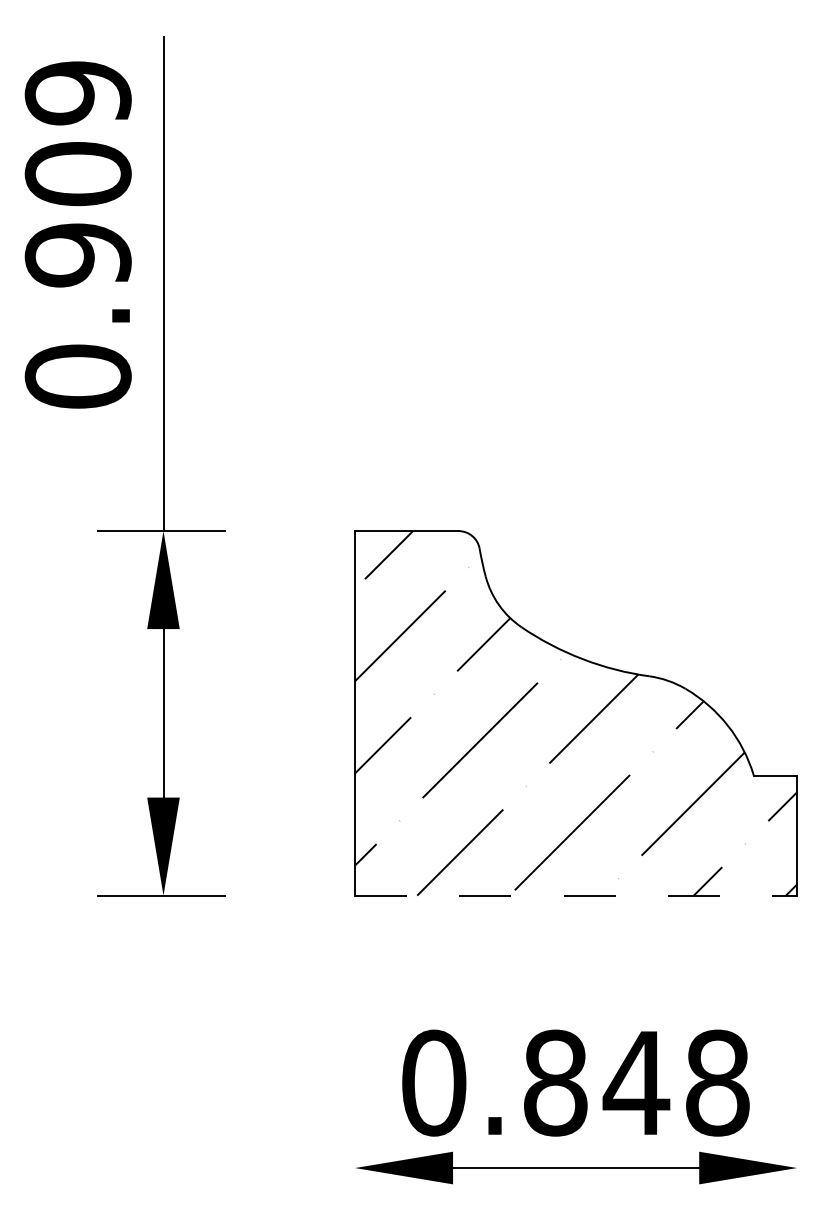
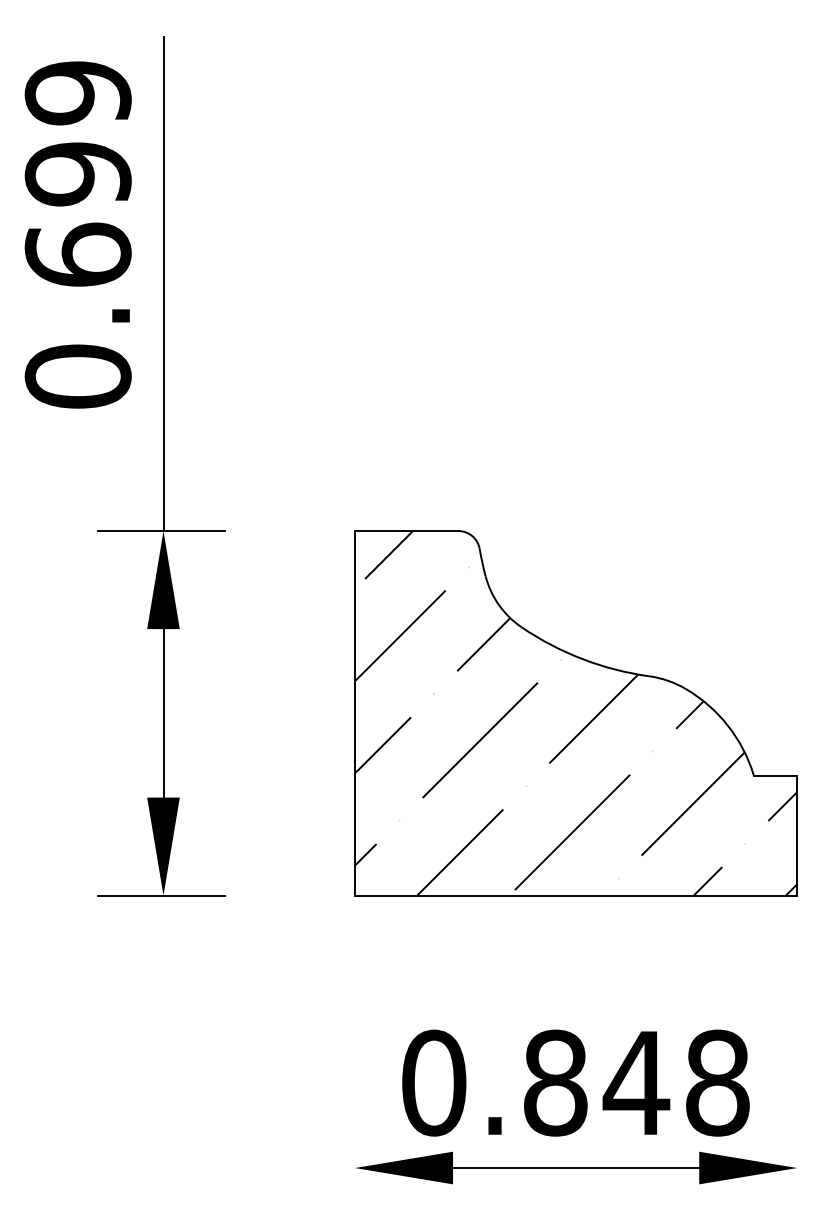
text: 0.909 -> 0.699 (77, 214)
line: dashed -> solid (576, 895)
